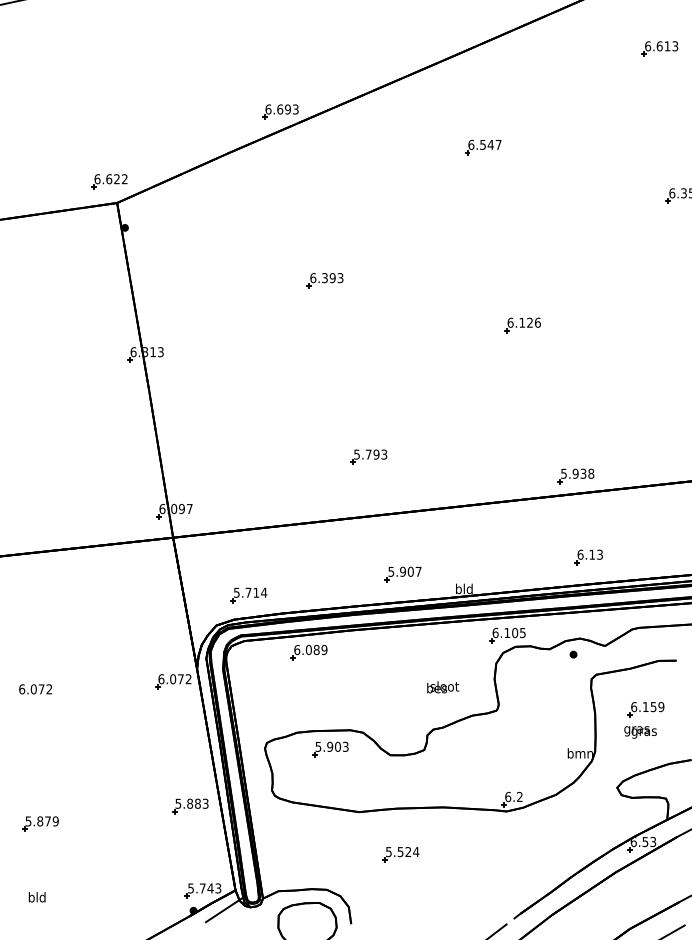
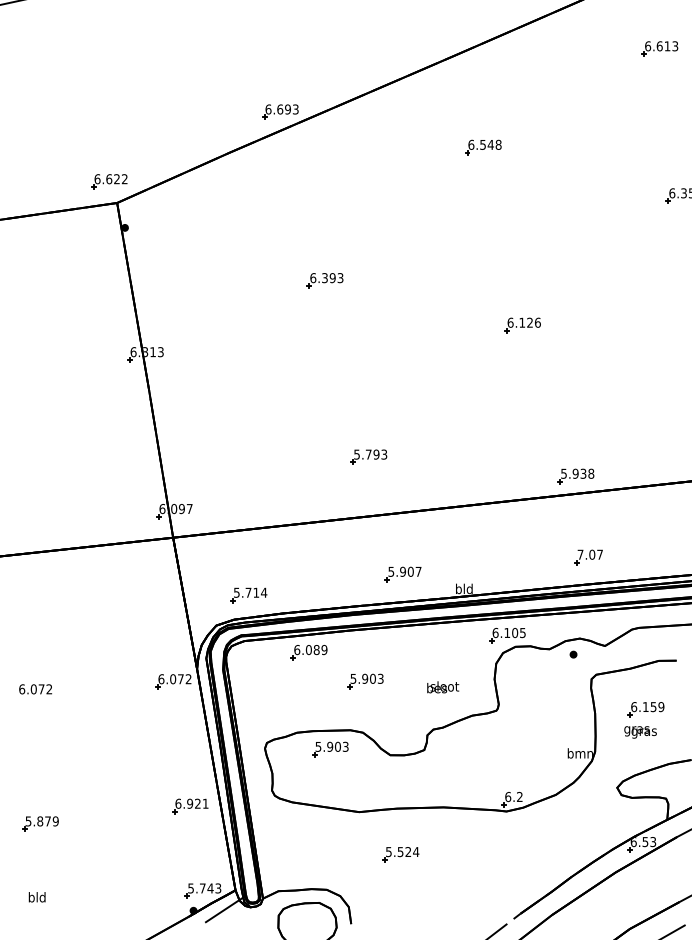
text: 6.547 -> 6.548 (498, 144)
text: 6.13 -> 7.07 (589, 554)
part: none -> present (365, 681)
text: 5.883 -> 6.921 (191, 803)
